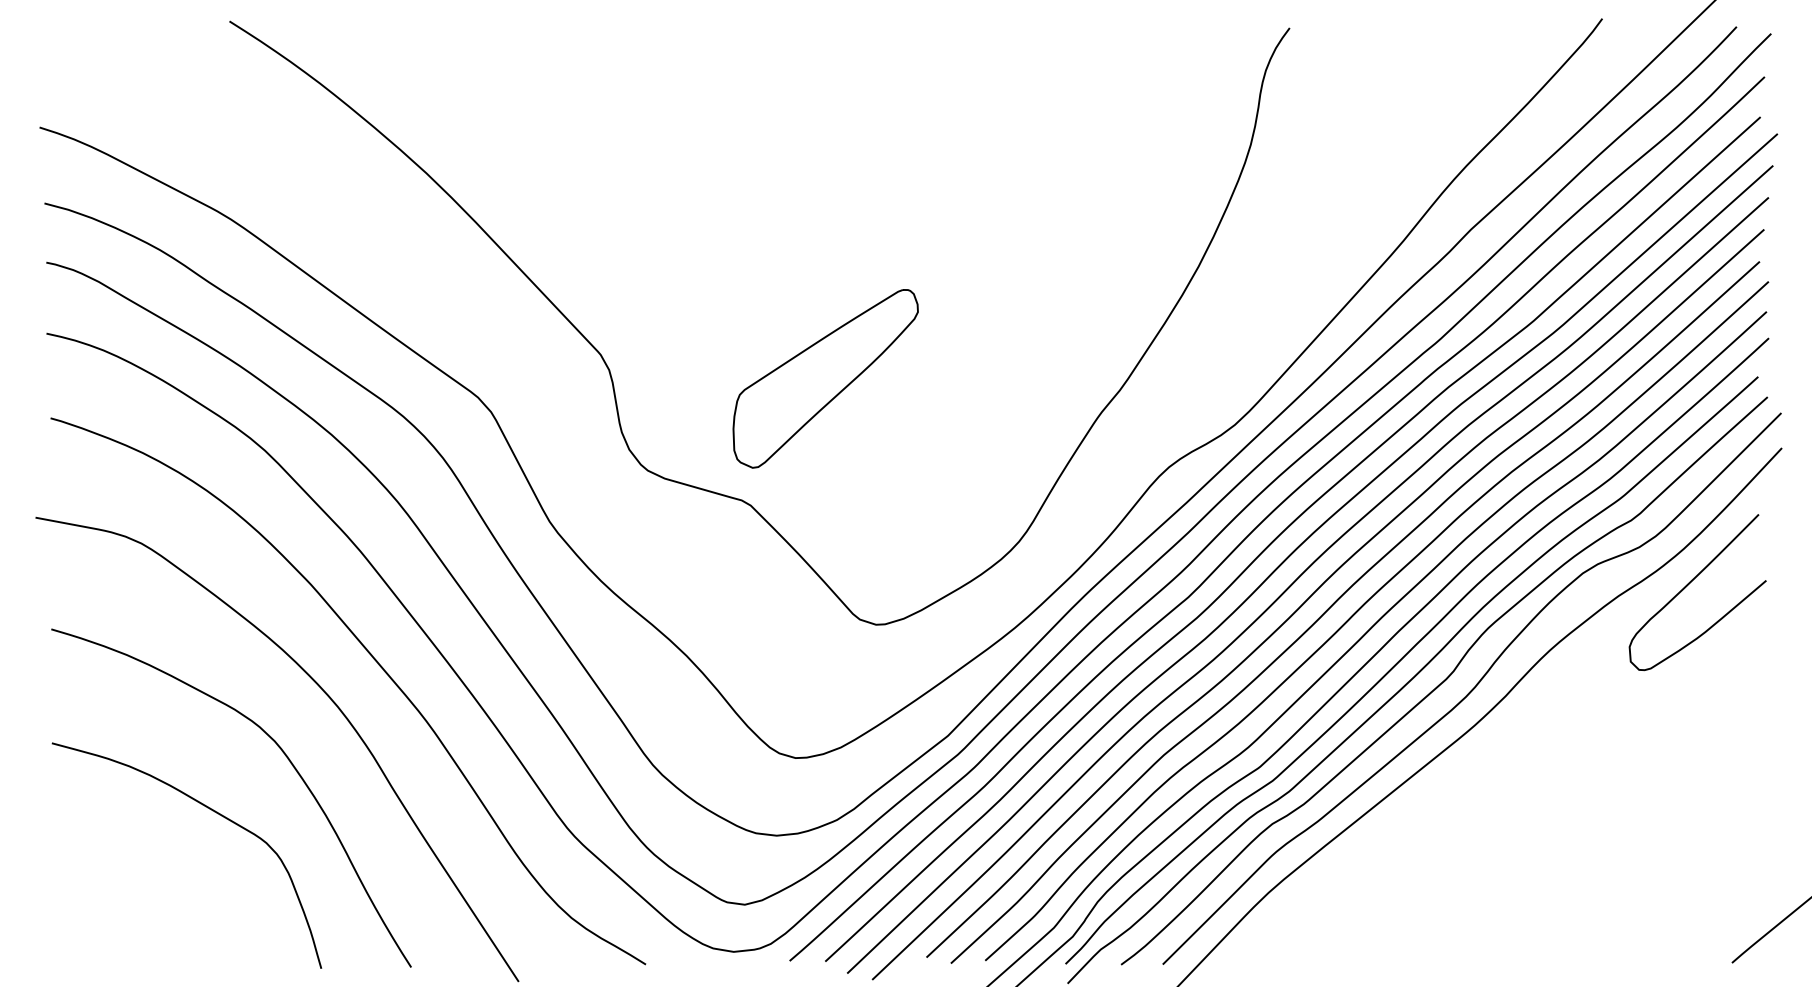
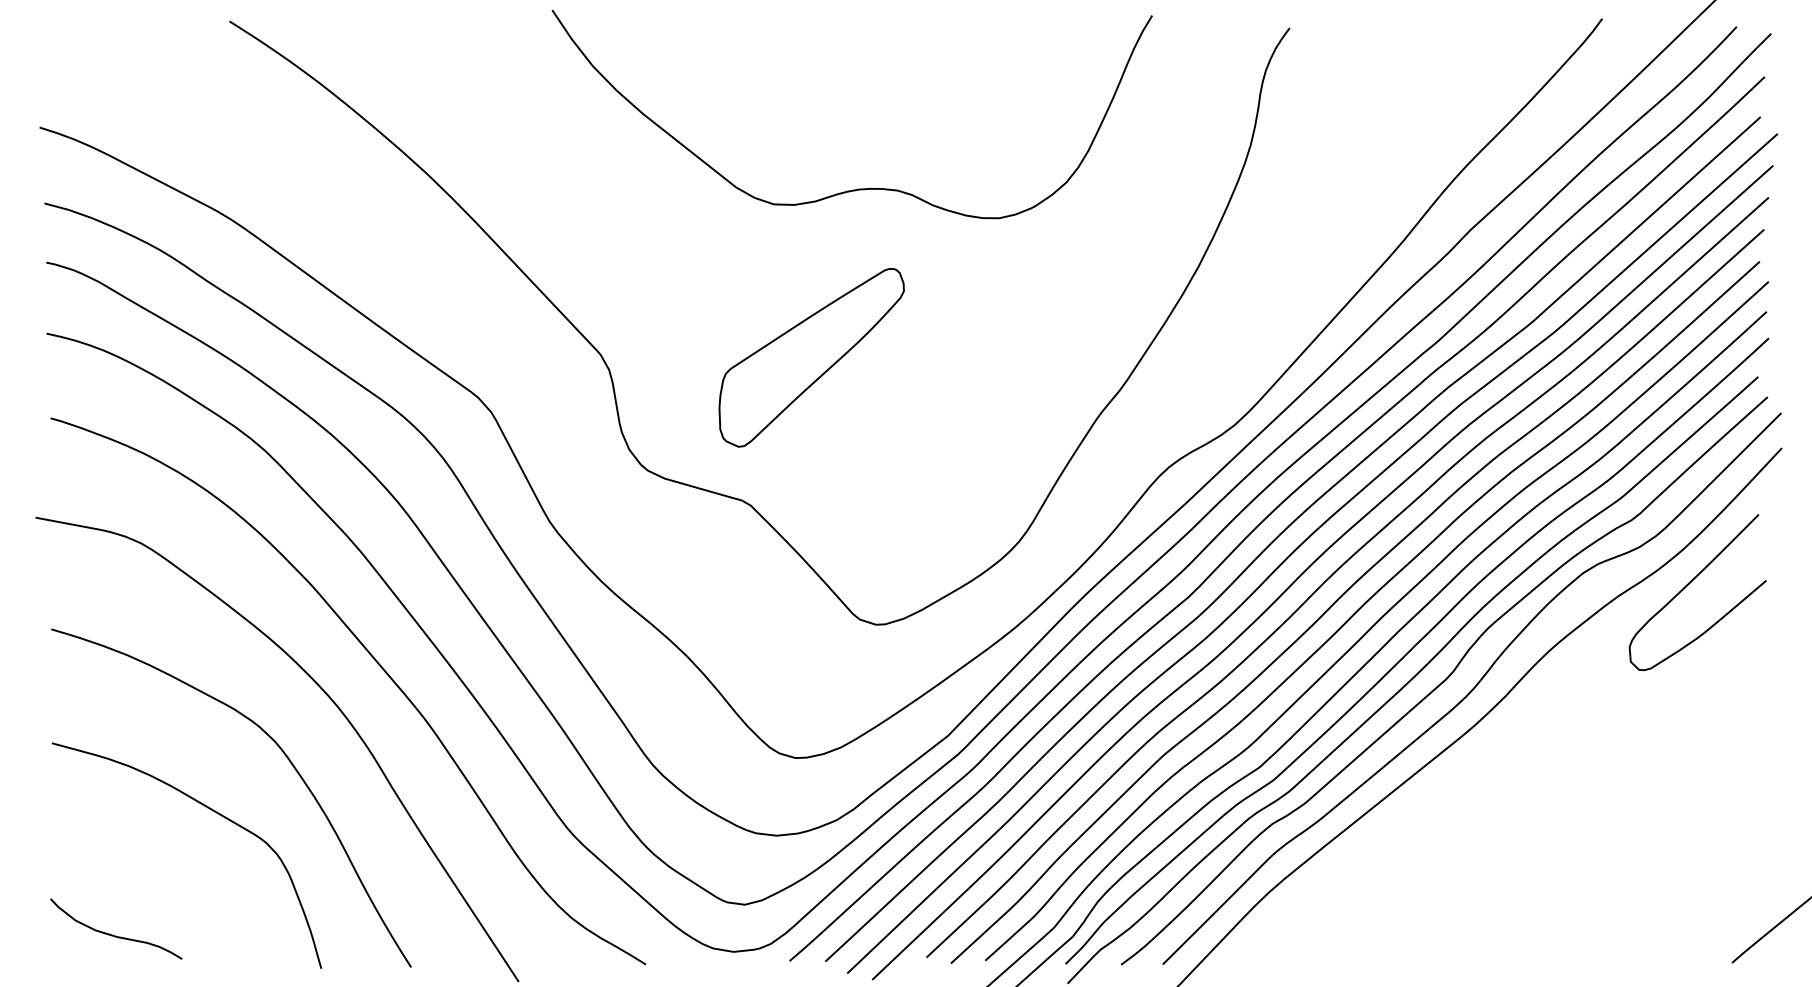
curve: none -> present (858, 188)
part position: (825, 378) -> (811, 357) (811, 357)
curve: none -> present (116, 935)
